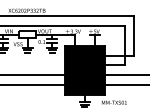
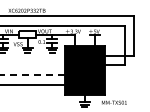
line: solid -> dashed (31, 75)
line: present -> none (125, 75)
line: present -> none (125, 85)
